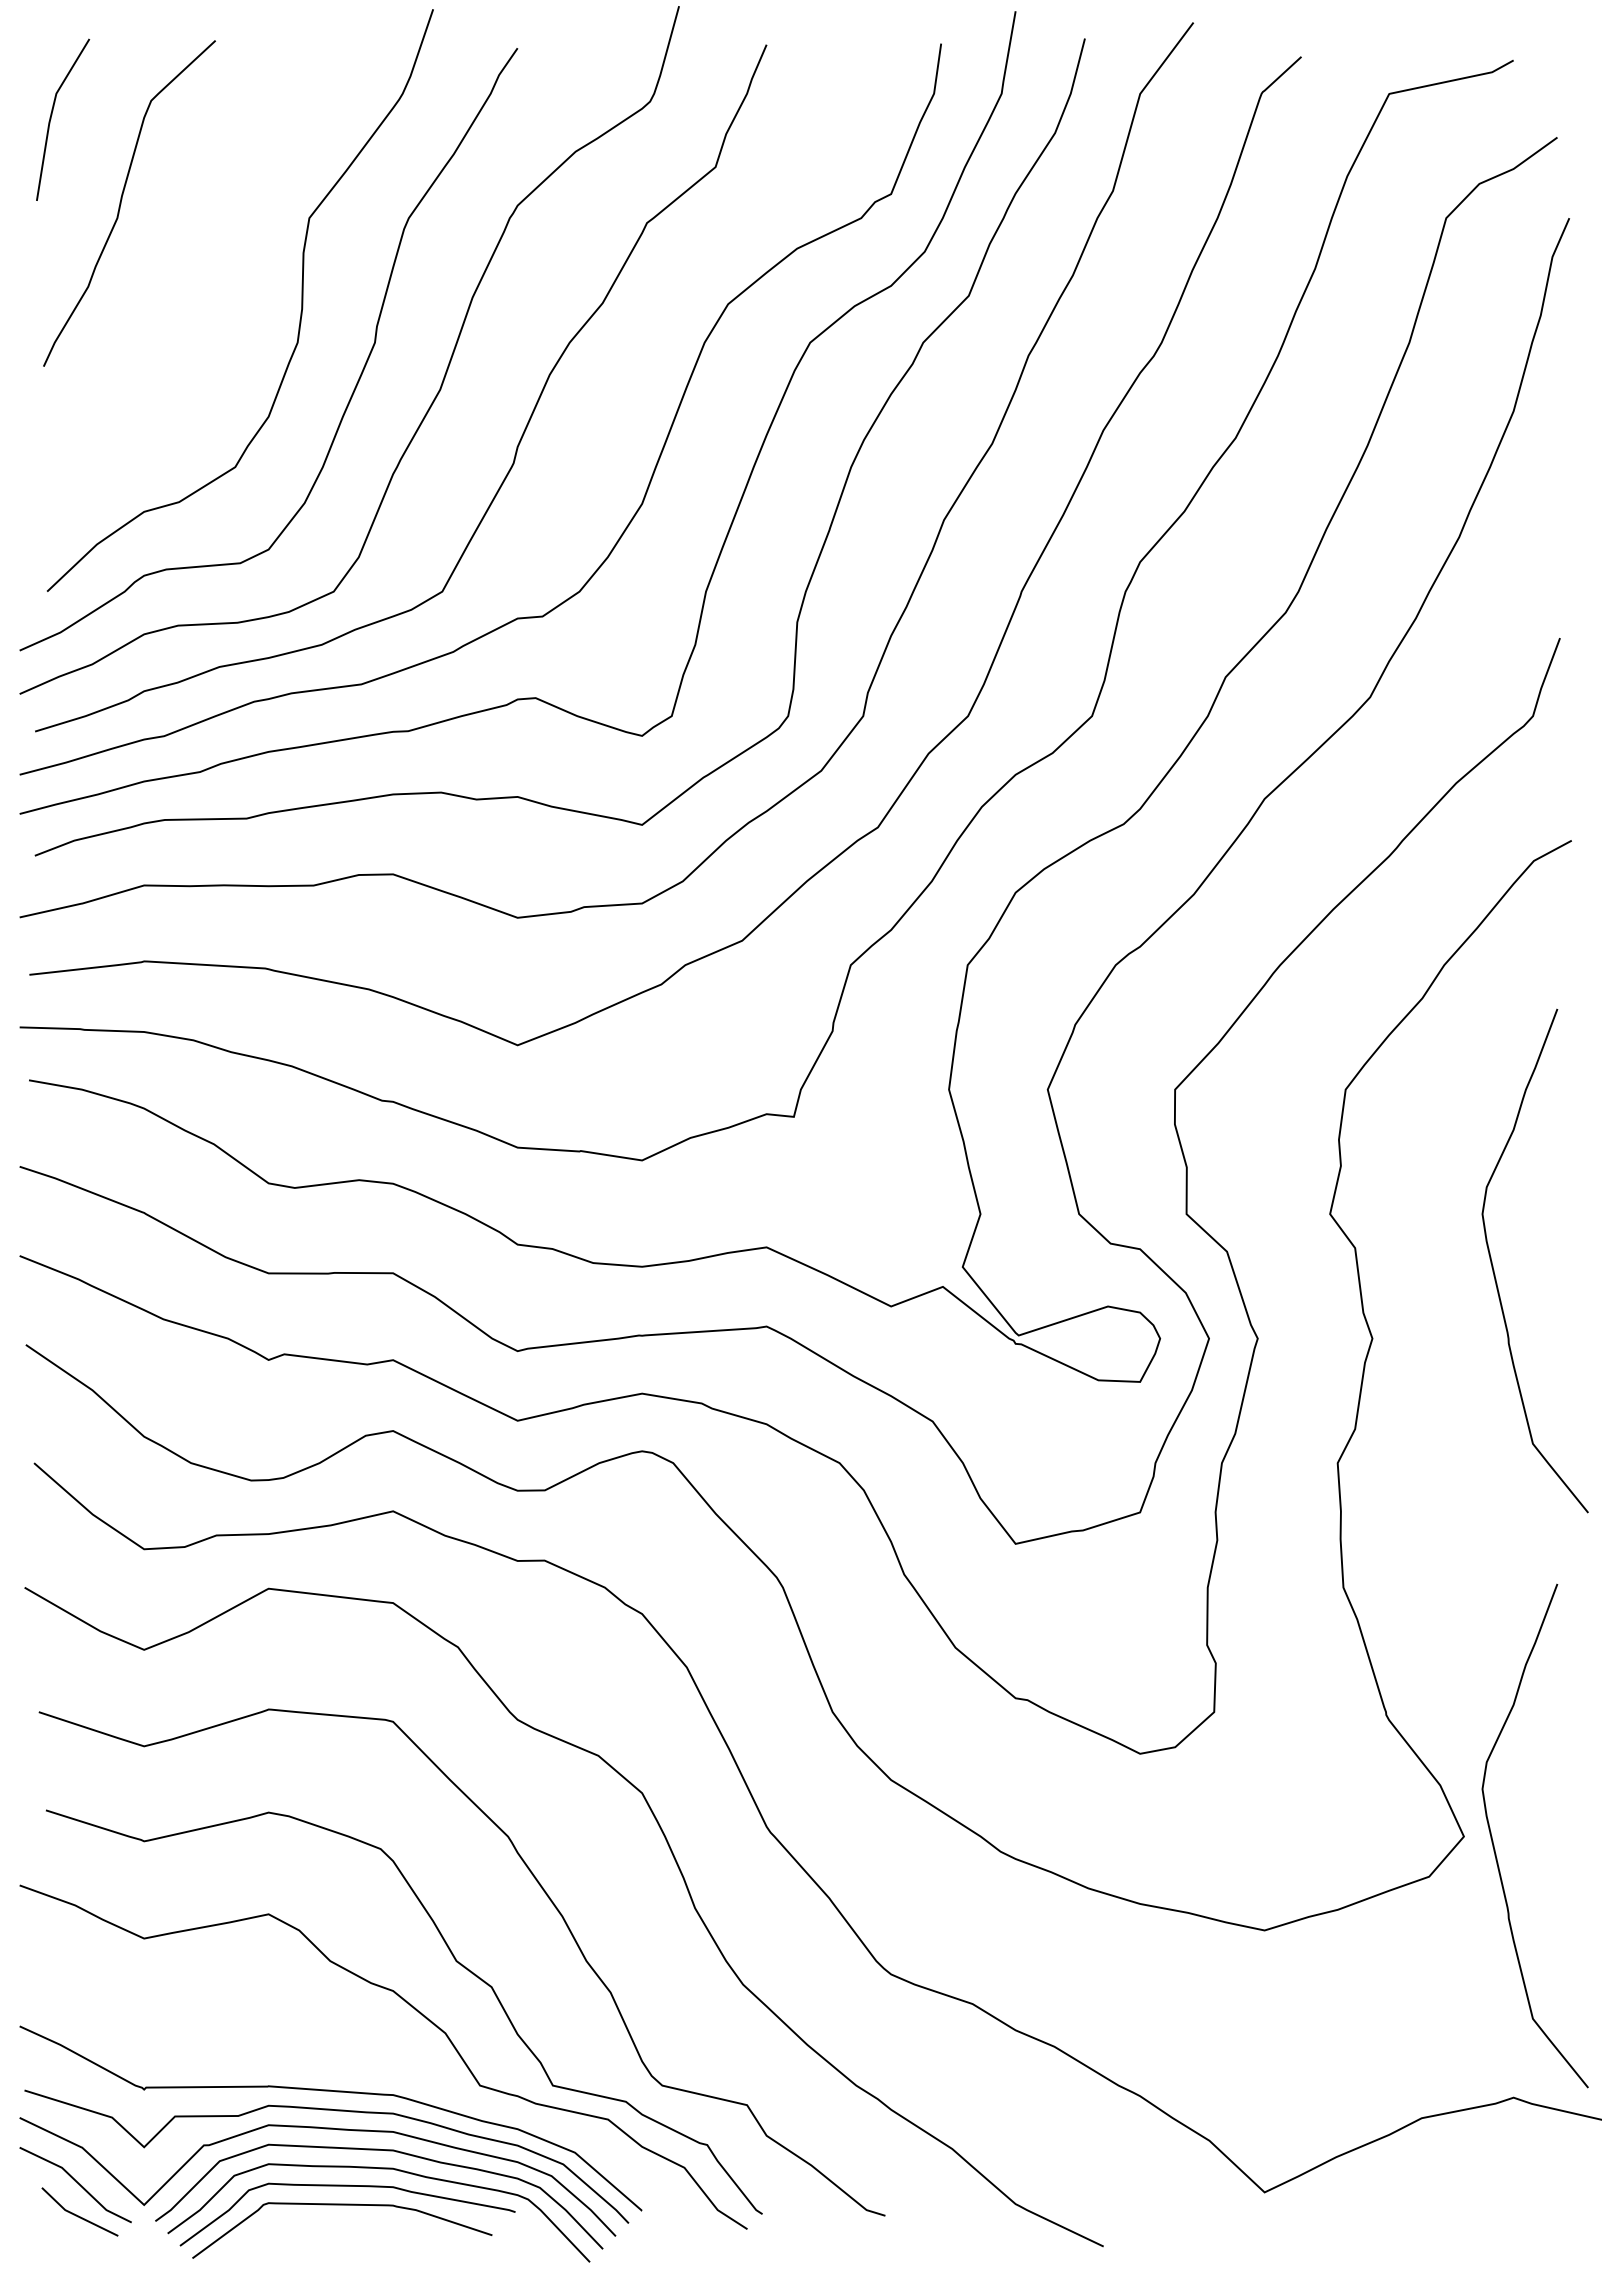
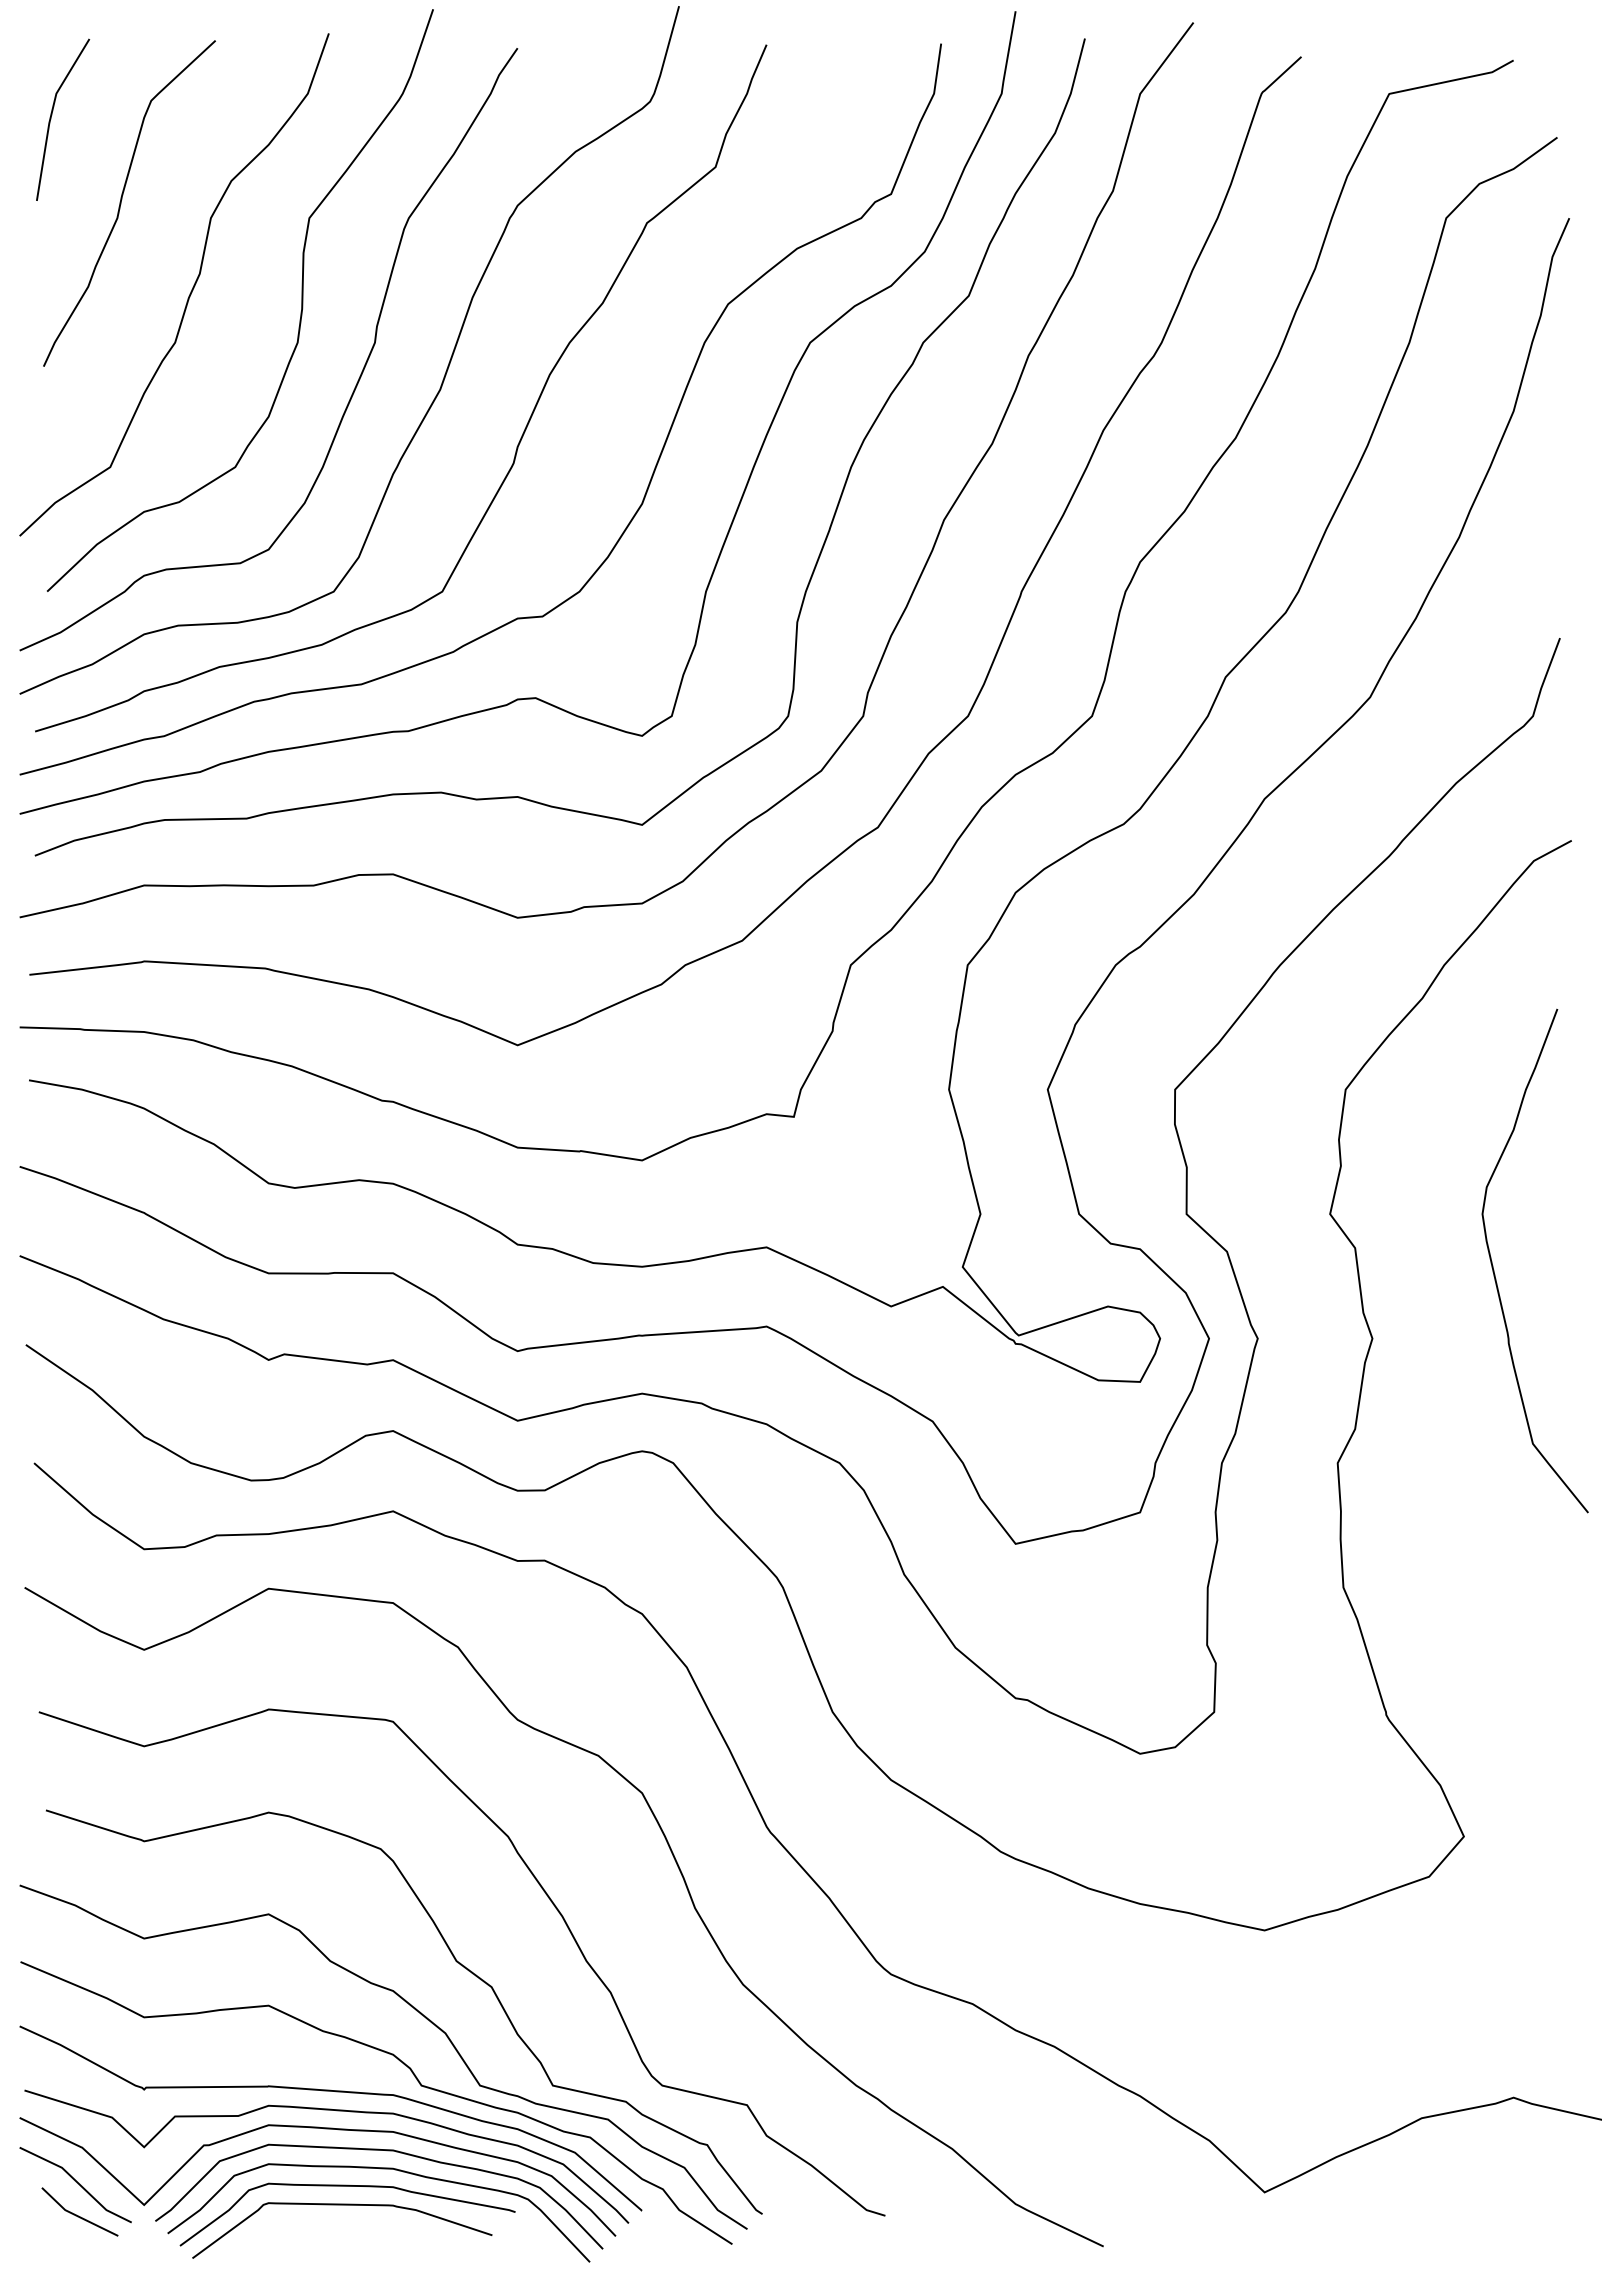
curve: none -> present (190, 291)
curve: present -> none (1494, 1845)
curve: none -> present (415, 2078)
